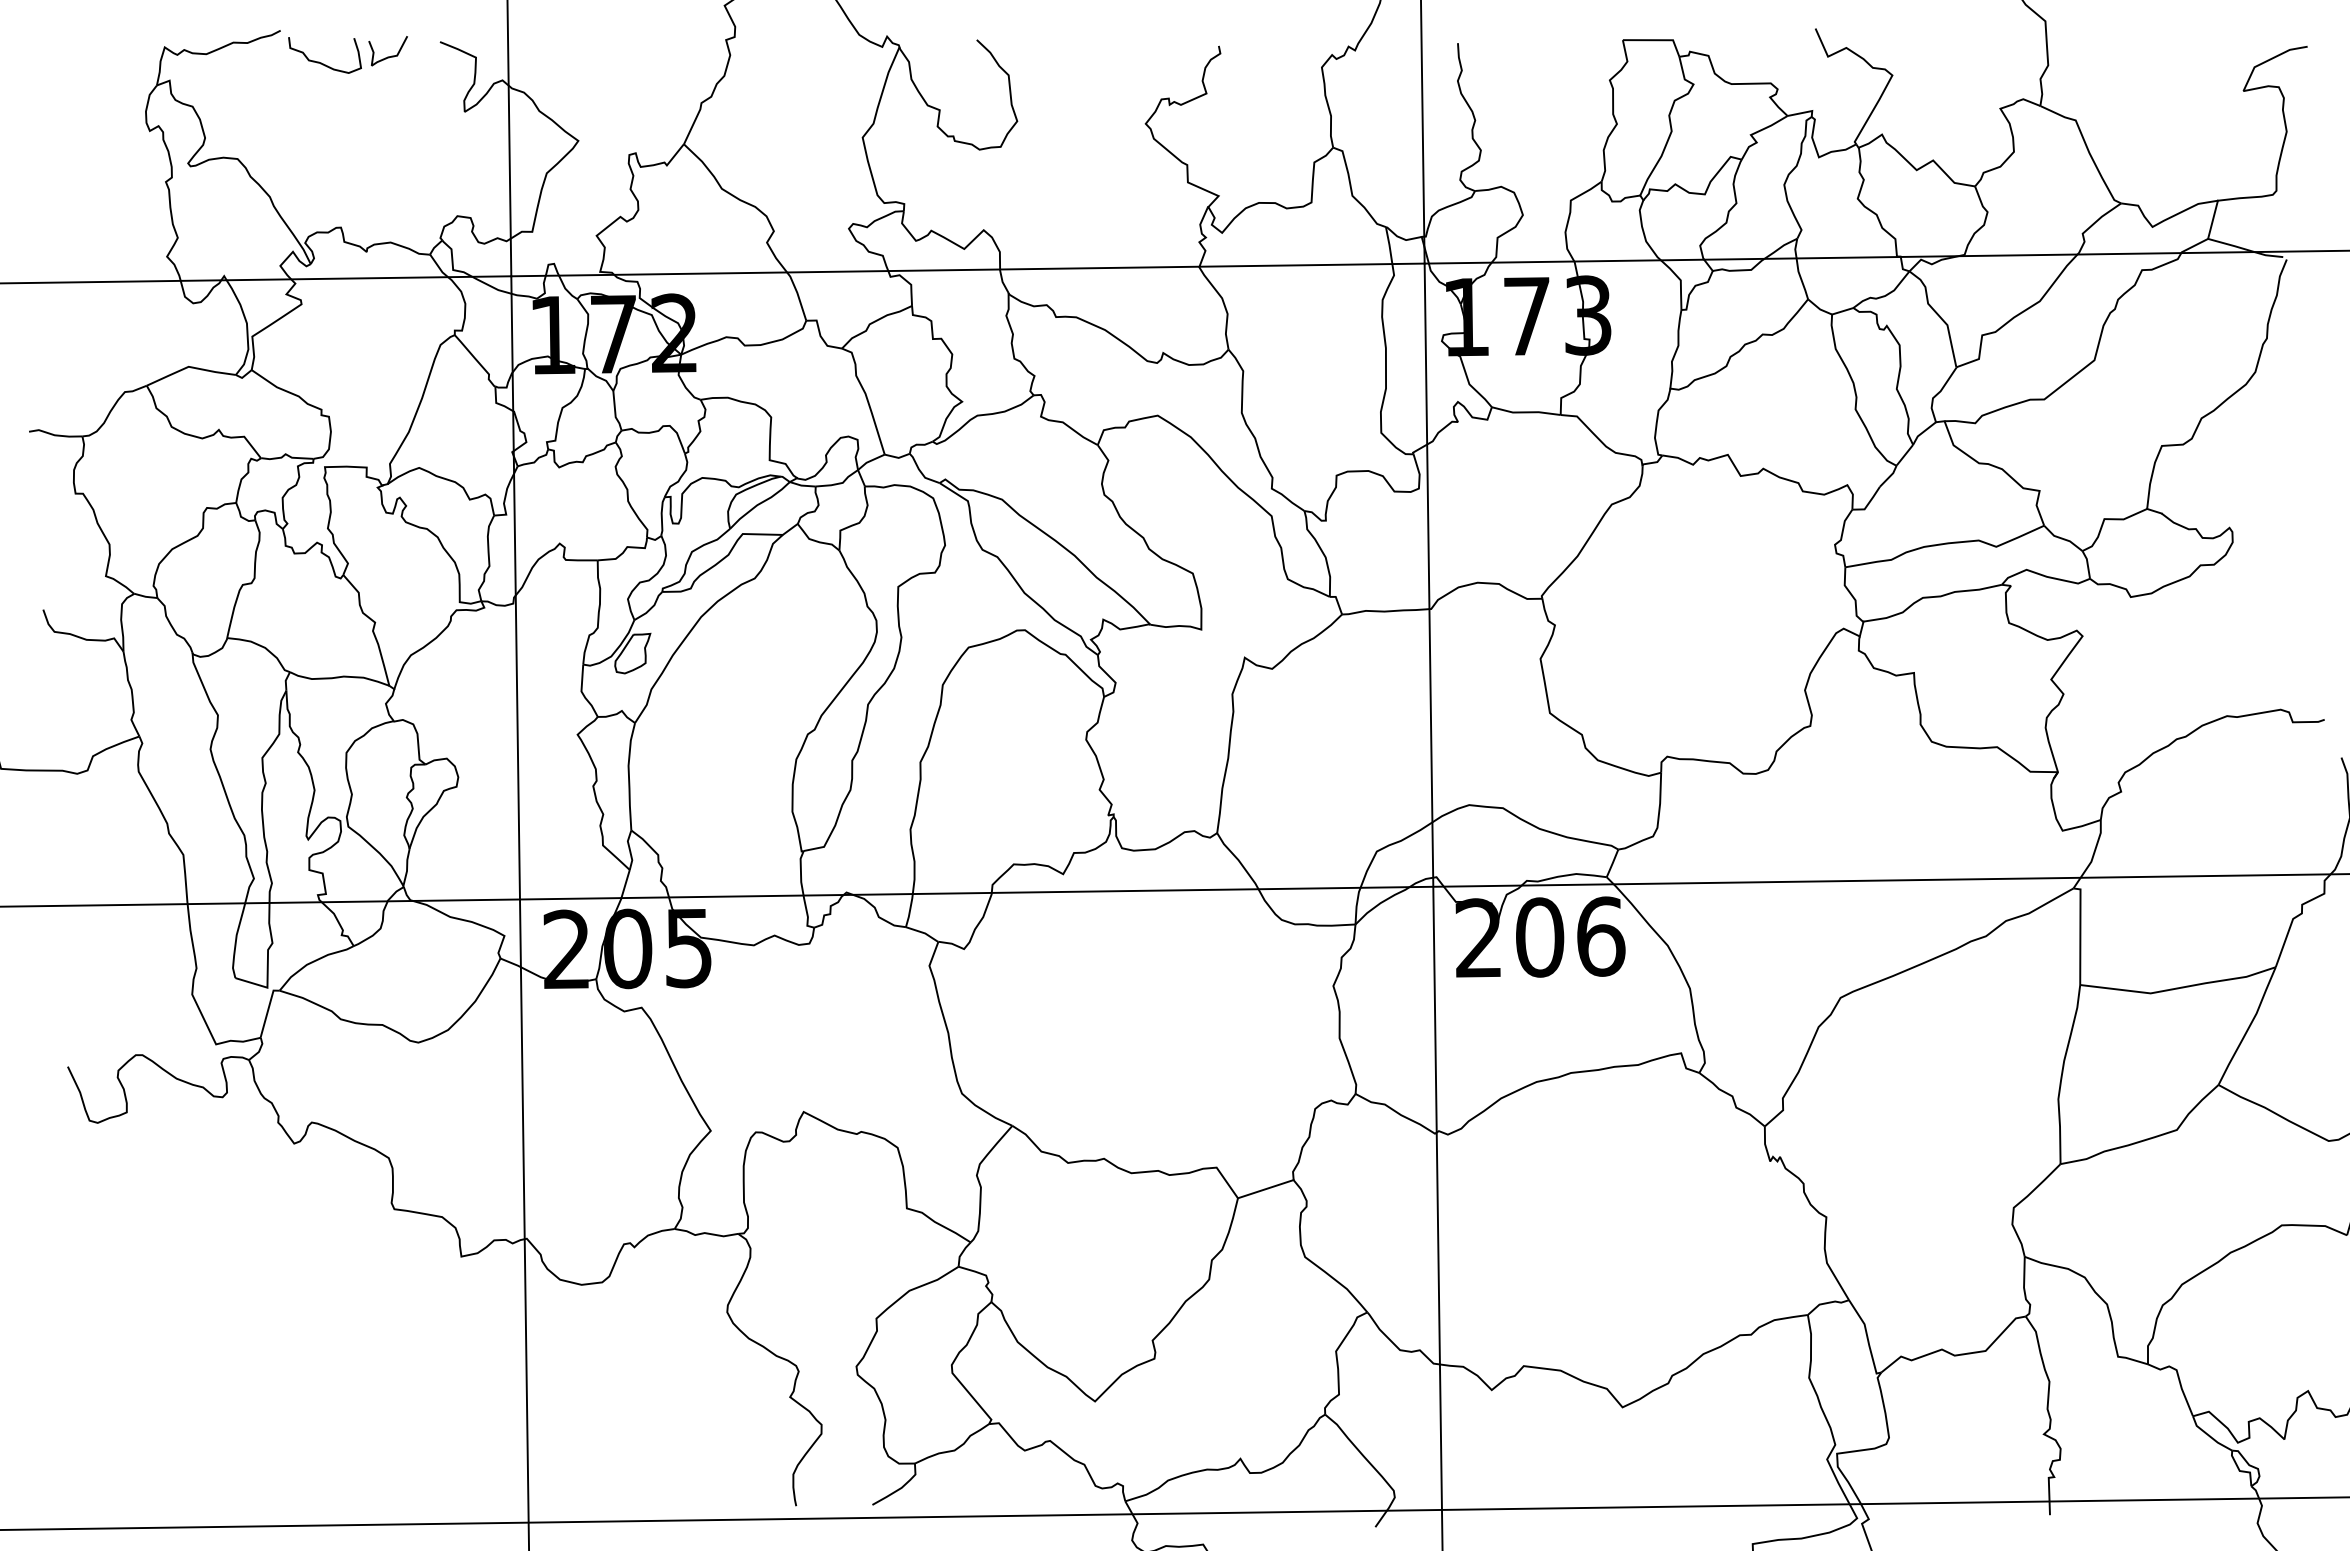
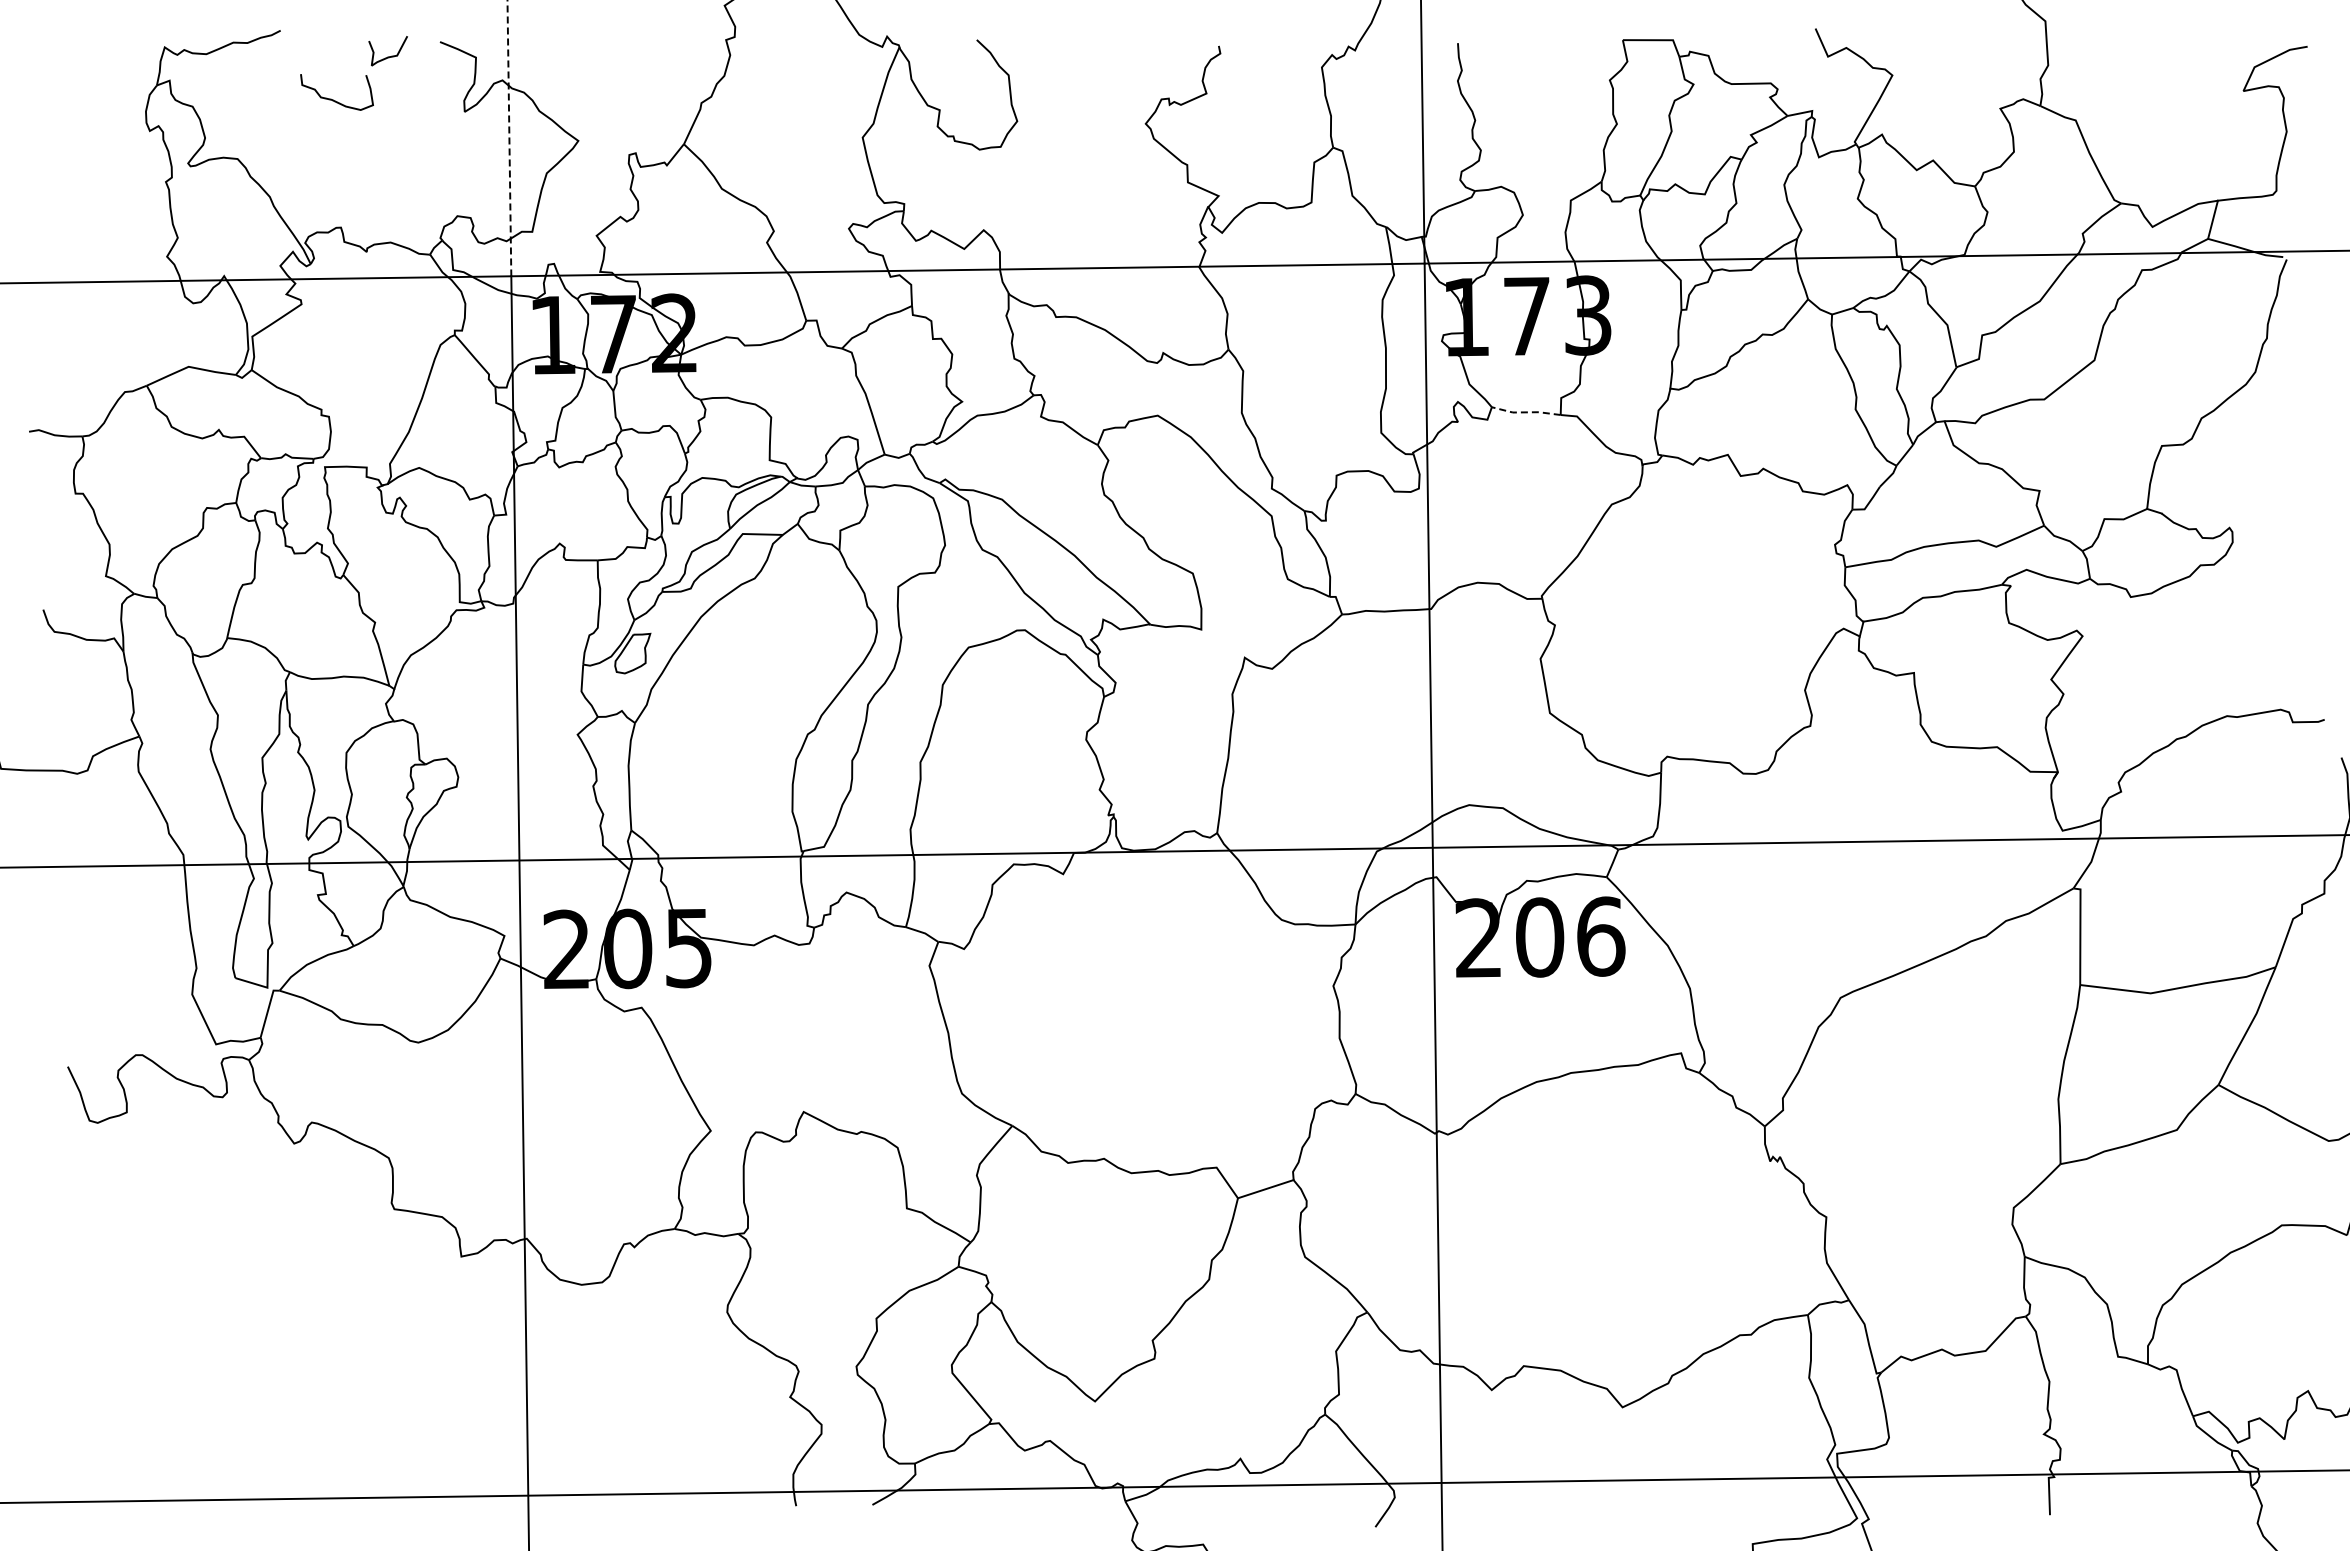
curve position: (321, 62) -> (333, 99) (333, 99)
line: solid -> dashed (509, 138)
line: solid -> dashed (1525, 412)
line position: (1174, 890) -> (1174, 851) (1174, 851)
line position: (1174, 1513) -> (1174, 1486) (1174, 1486)
